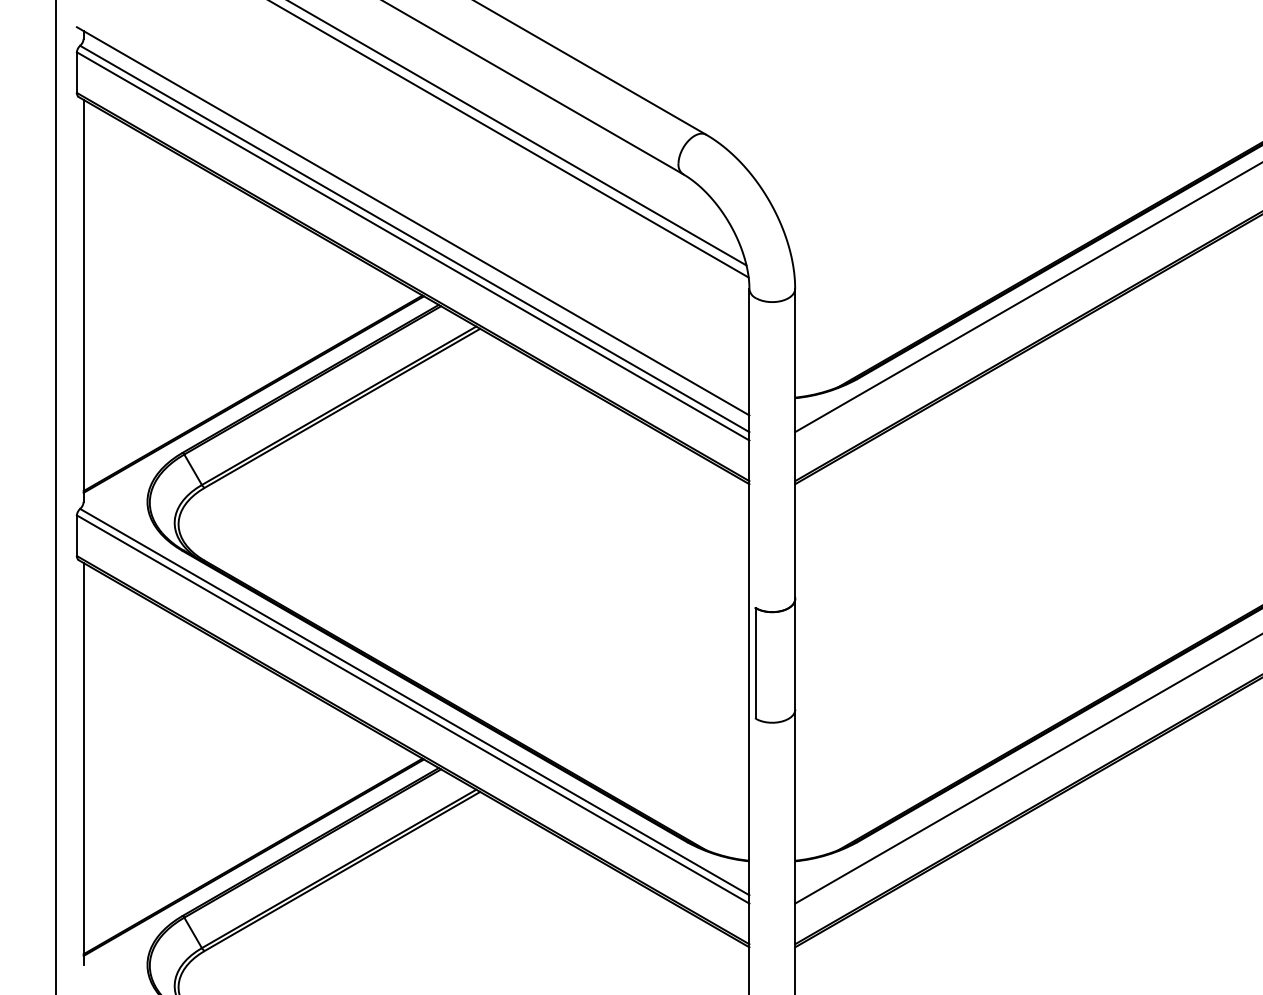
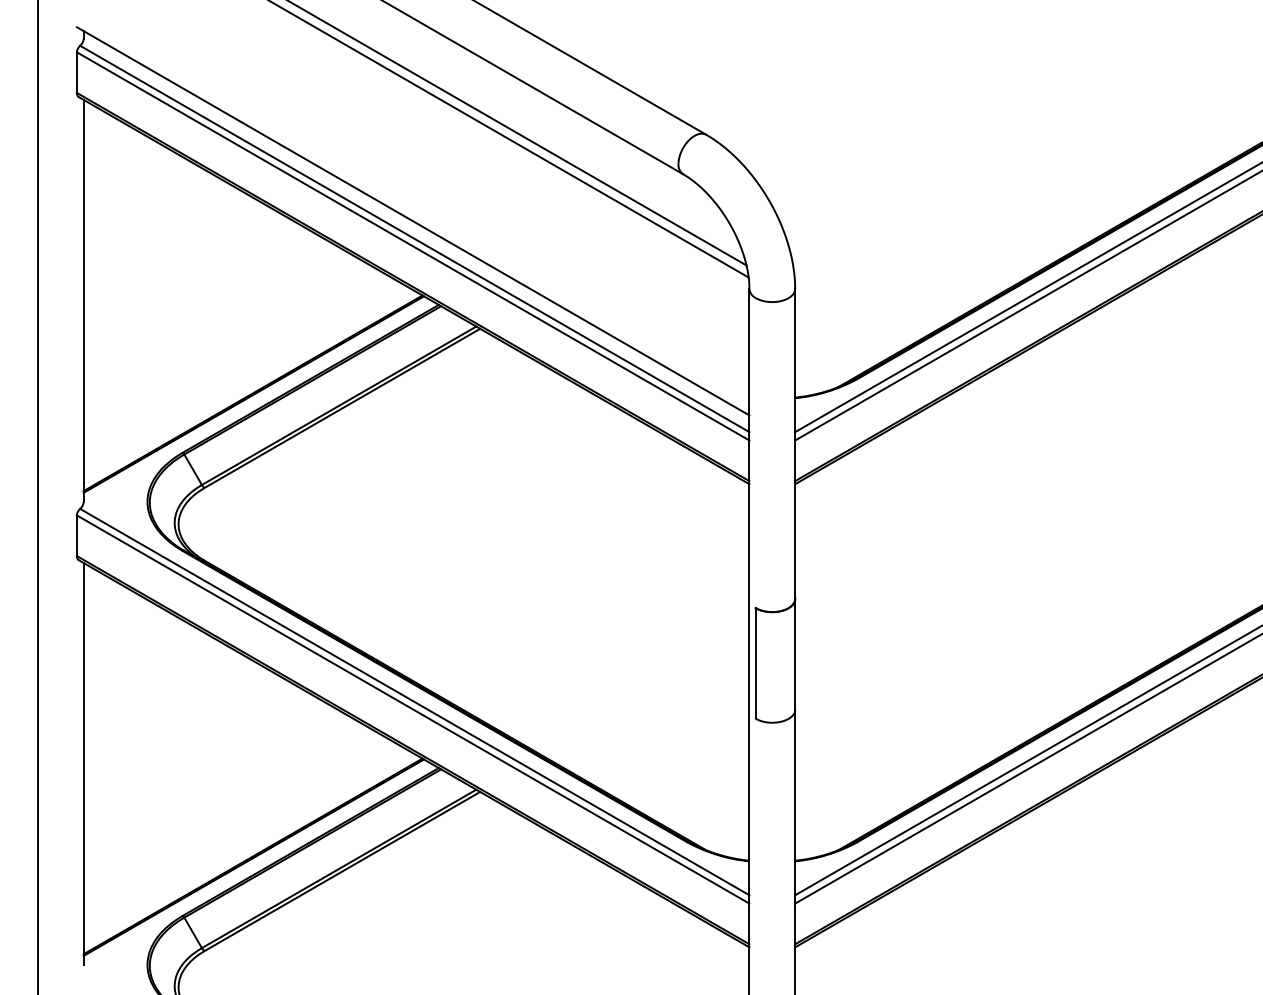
line: none -> present (1027, 306)
line position: (55, 496) -> (37, 496) (37, 496)
line: none -> present (1027, 761)
